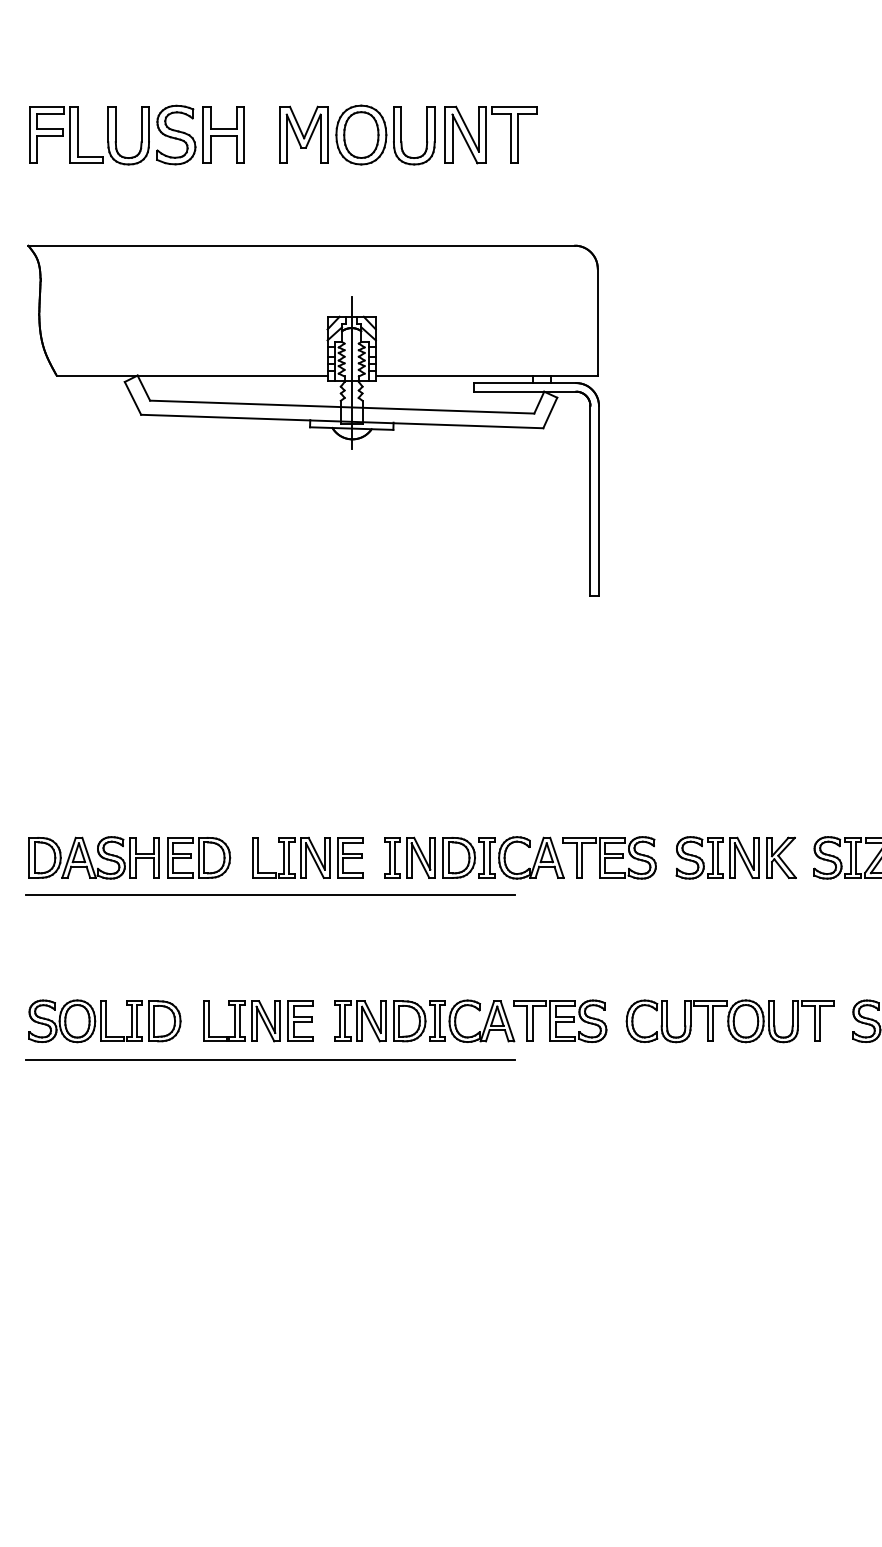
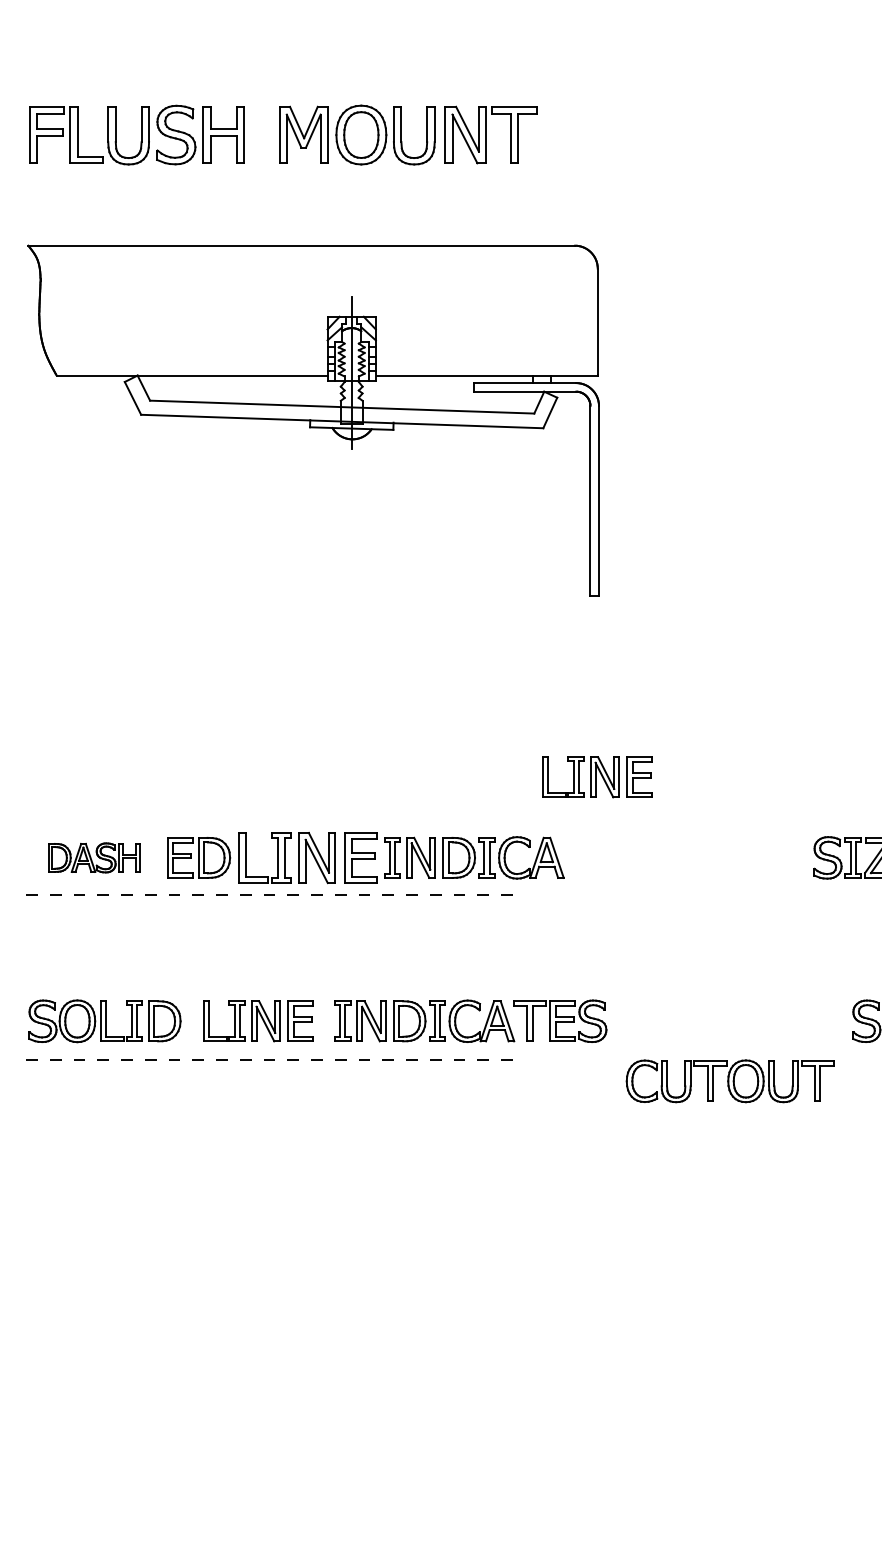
part: none -> present (597, 777)
part size: 132x44 px -> 93x32 px (94, 857)
part size: 112x43 px -> 140x53 px (307, 858)
part: present -> none (609, 857)
part: present -> none (735, 857)
line: solid -> dashed (270, 895)
part position: (729, 1021) -> (729, 1081) (729, 1081)
line: solid -> dashed (270, 1059)
